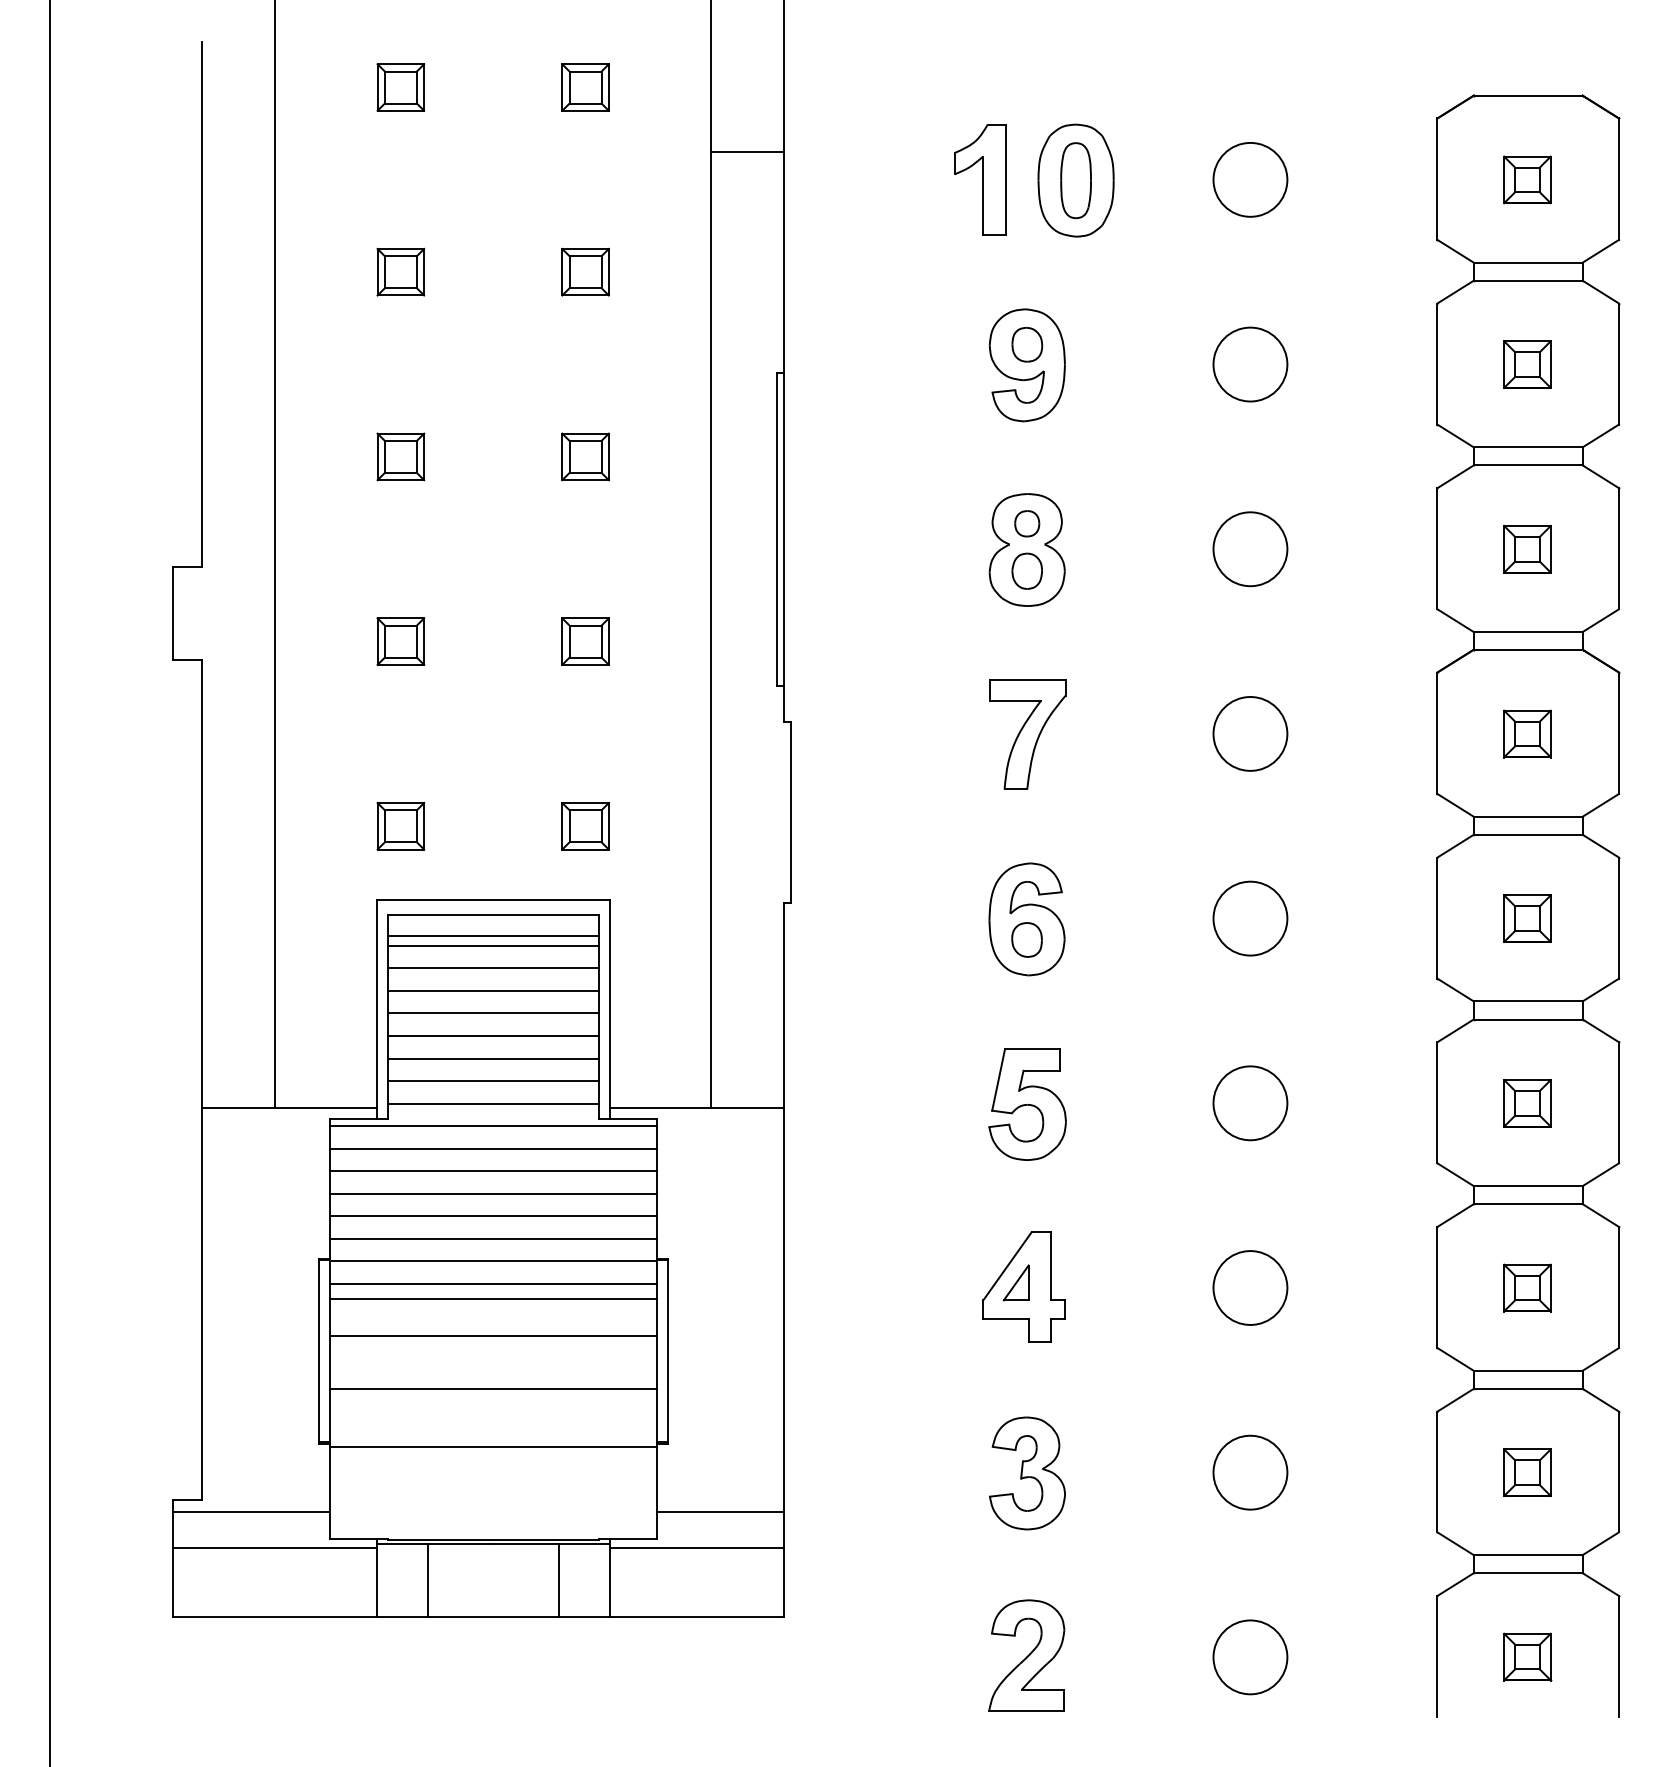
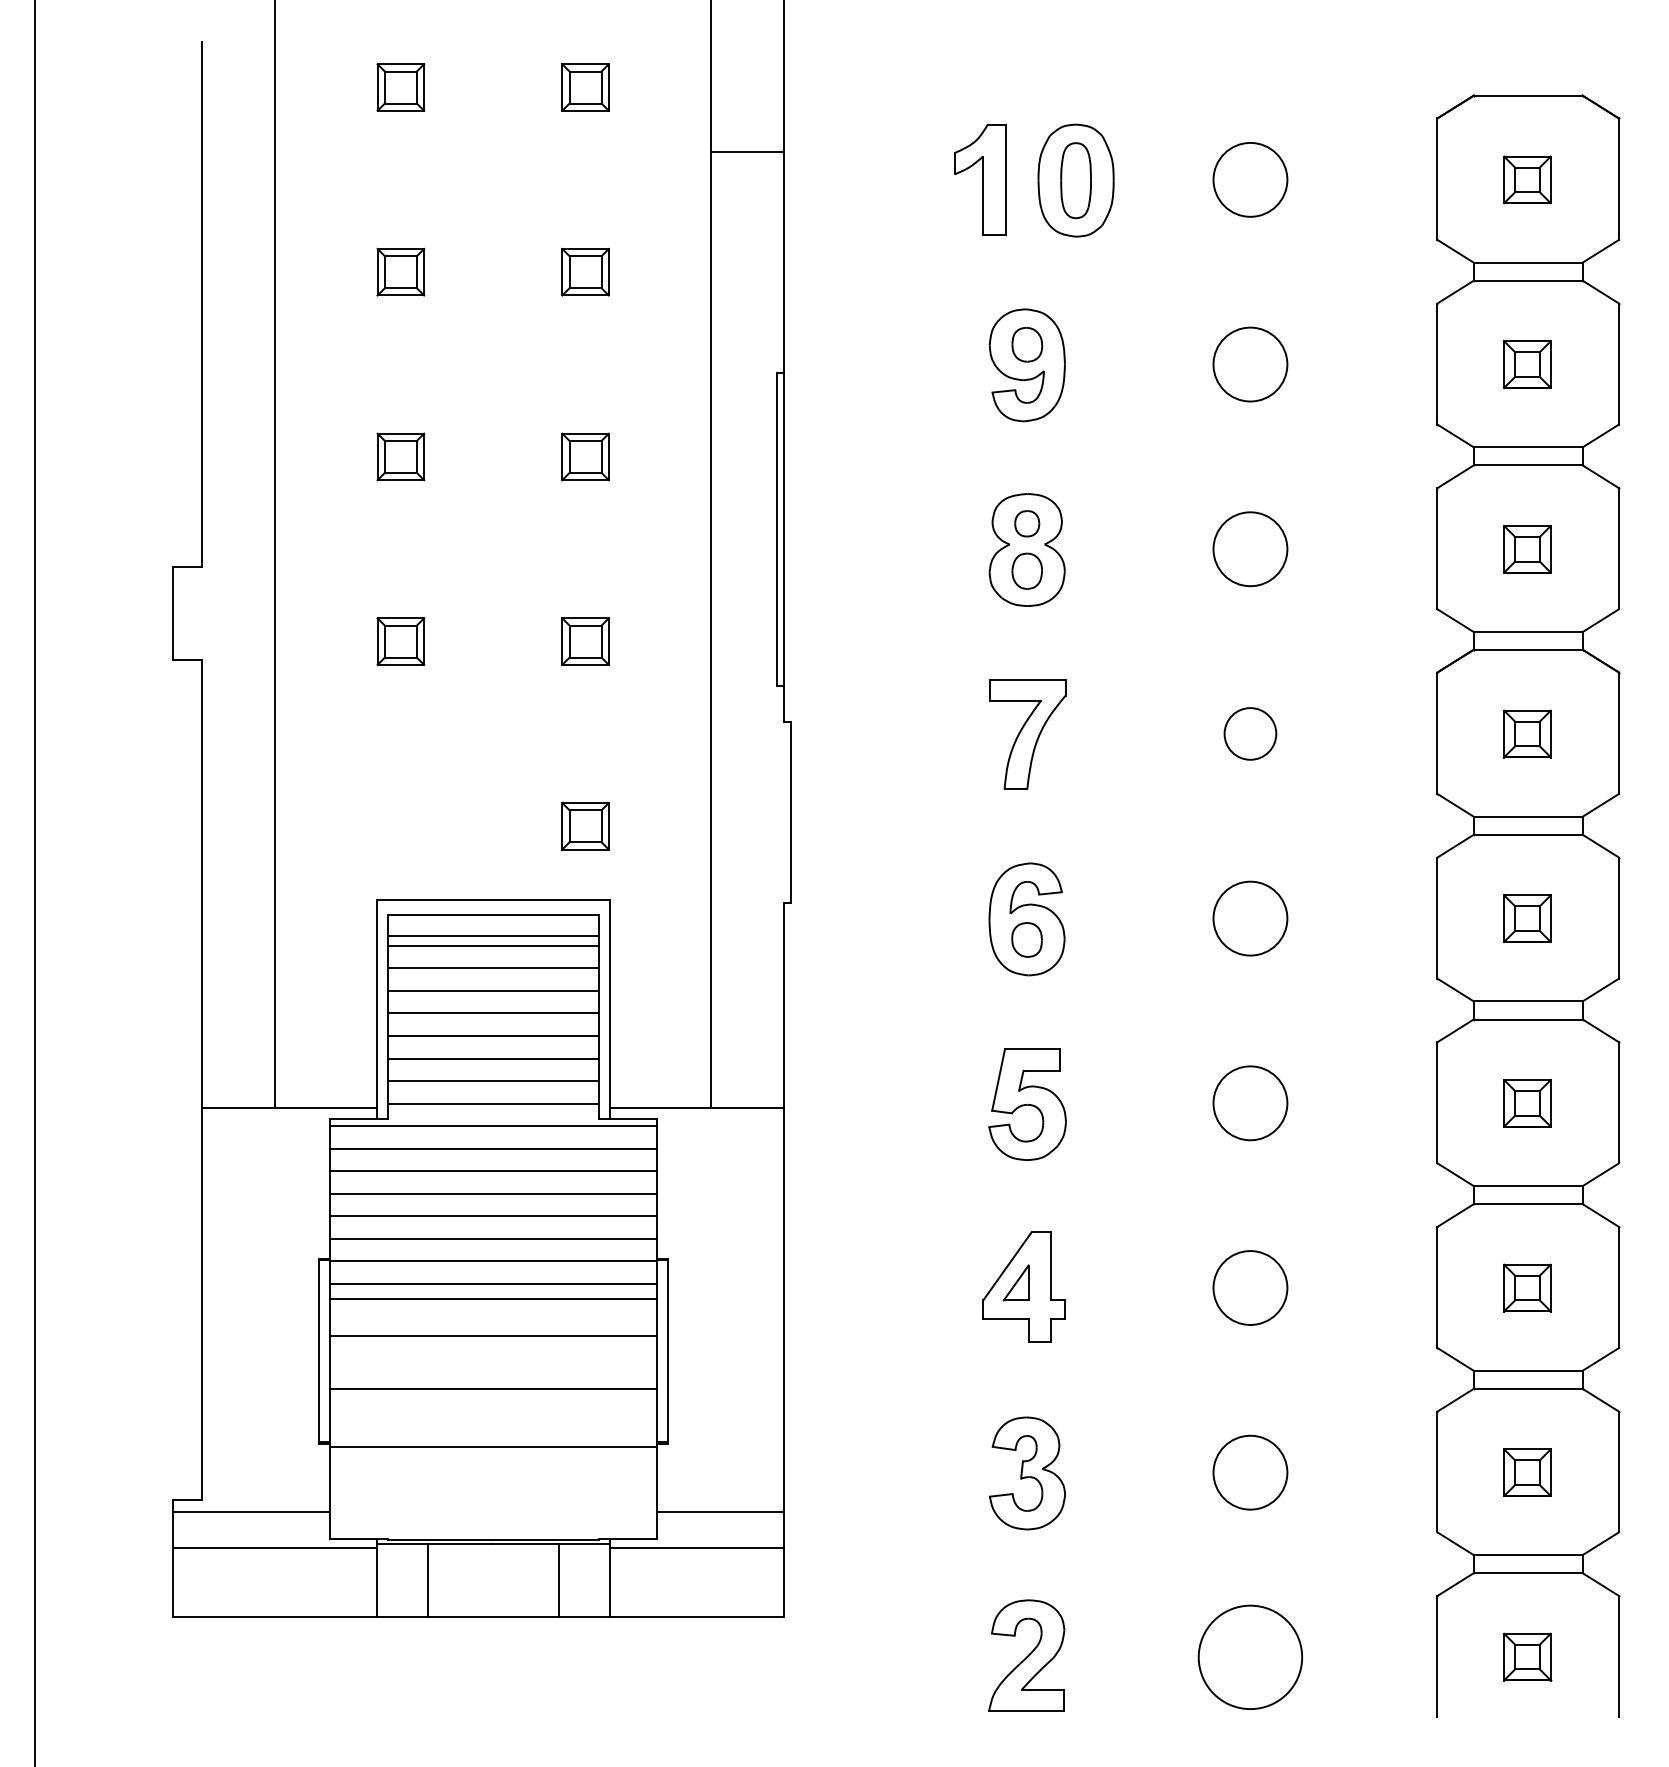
circle diameter: 74 px -> 52 px (1250, 733)
part: present -> none (400, 826)
line position: (49, 882) -> (34, 882) (34, 882)
circle diameter: 74 px -> 103 px (1250, 1657)
